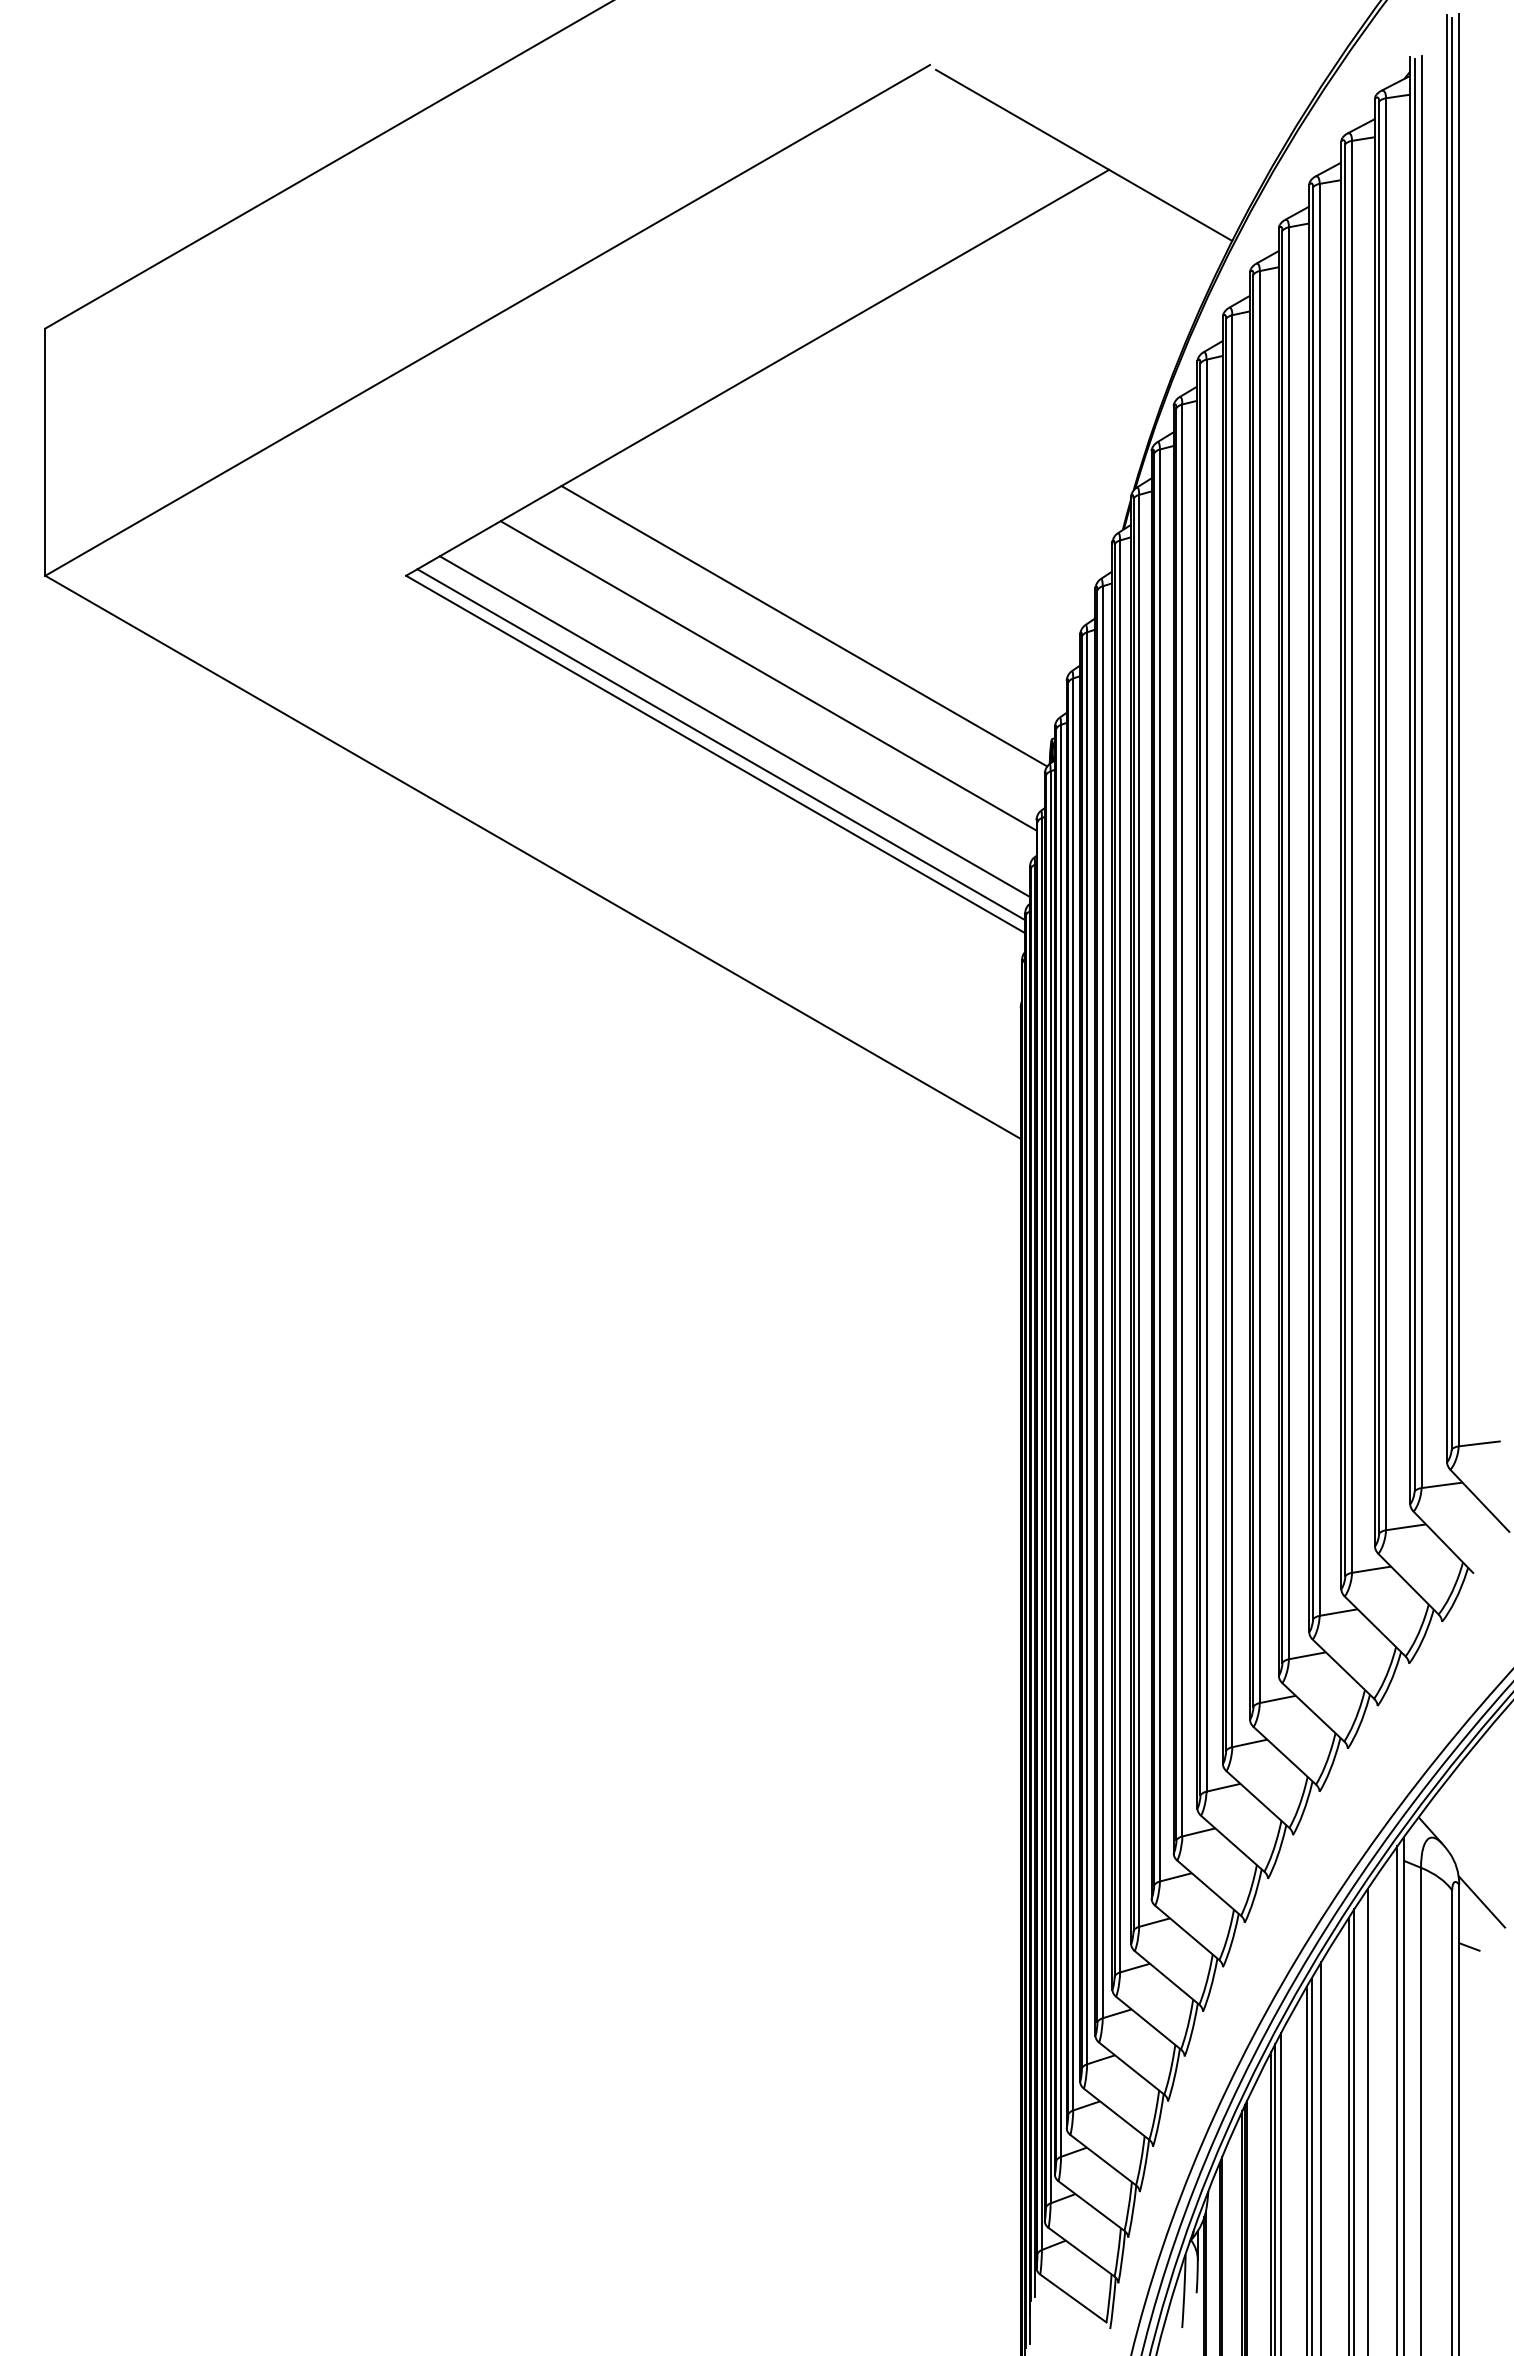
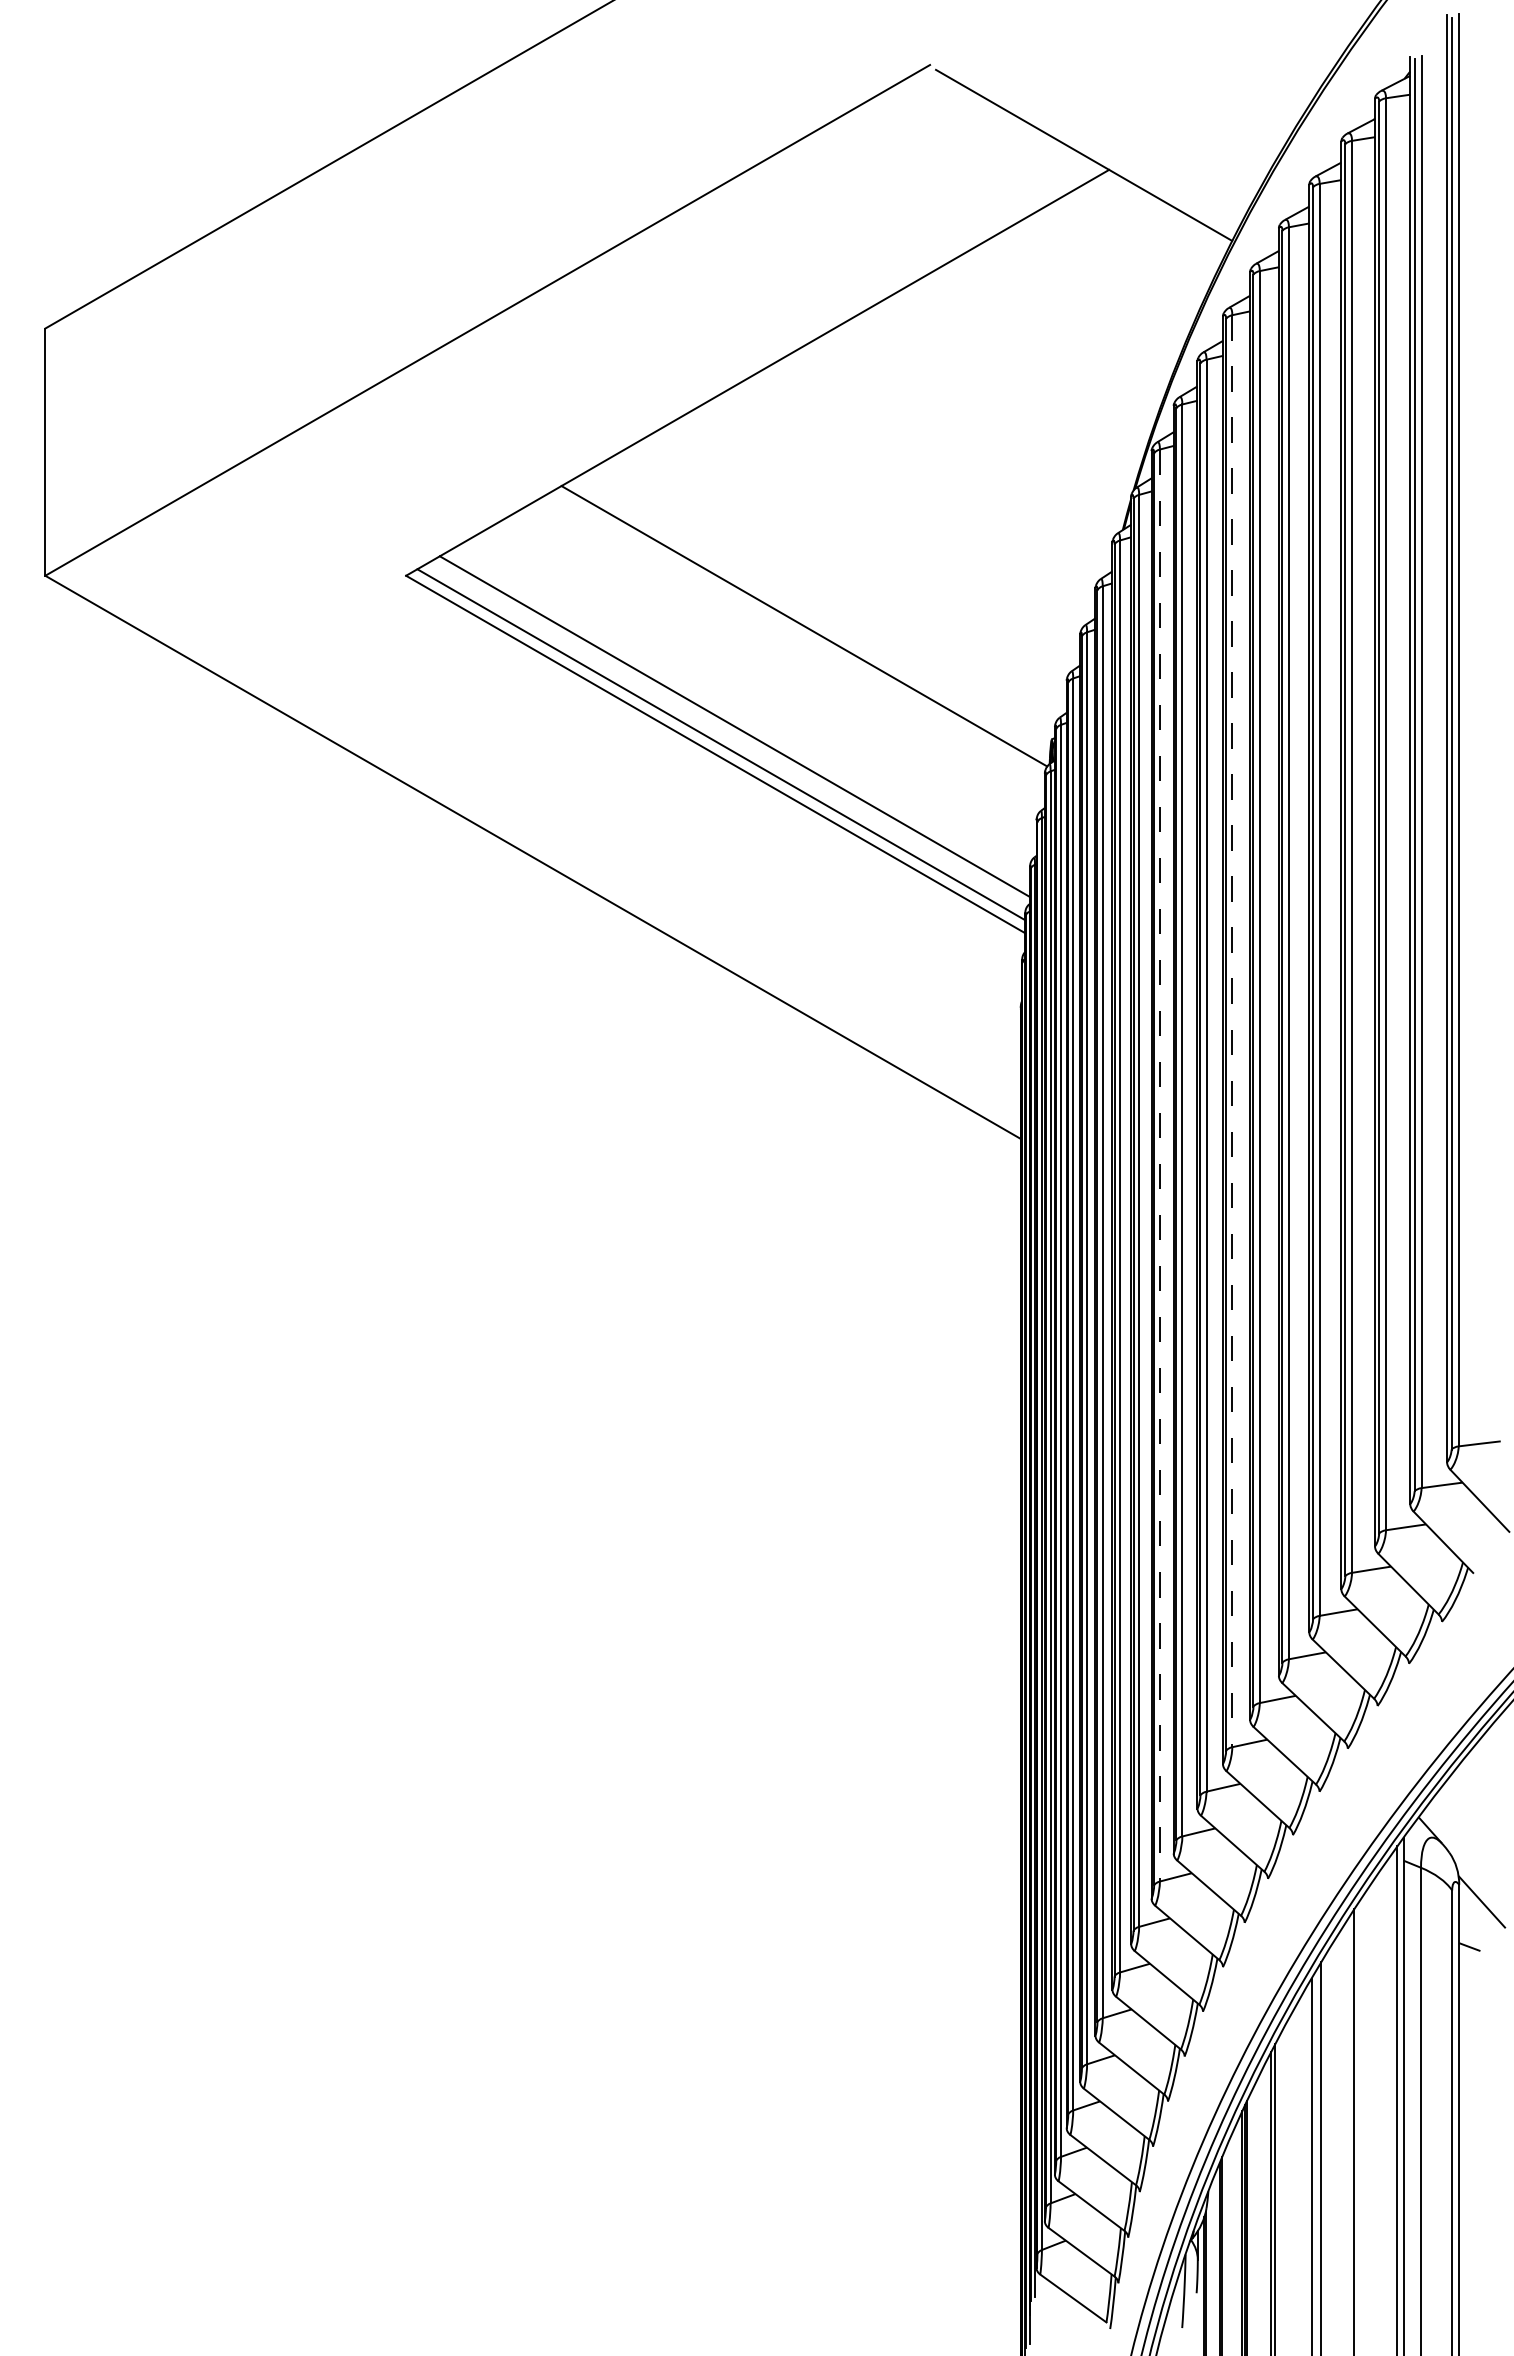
line: present -> none (768, 675)
line: solid -> dashed (1232, 1031)
line: solid -> dashed (1159, 1165)
line: present -> none (1367, 2120)
line: present -> none (1348, 2134)
line: present -> none (1306, 2169)
line: present -> none (1280, 2192)
